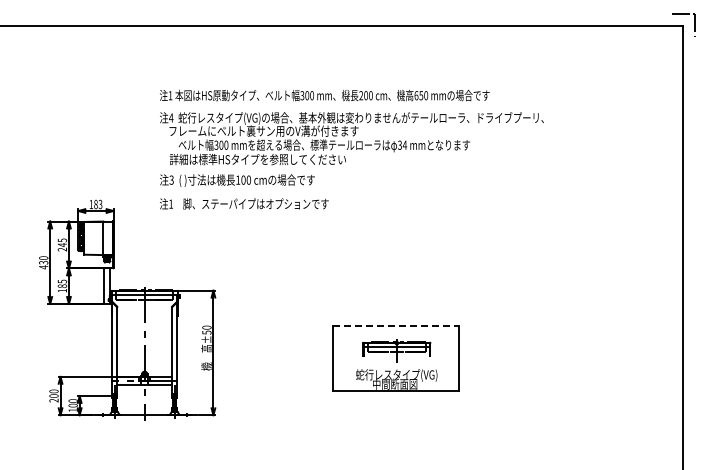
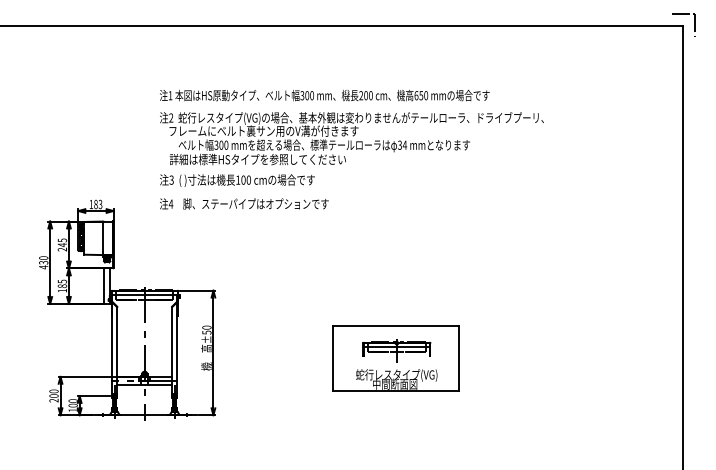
text: 4 -> 2 (171, 117)
text: 1 -> 4 (170, 203)
line: dashed -> solid (396, 325)
